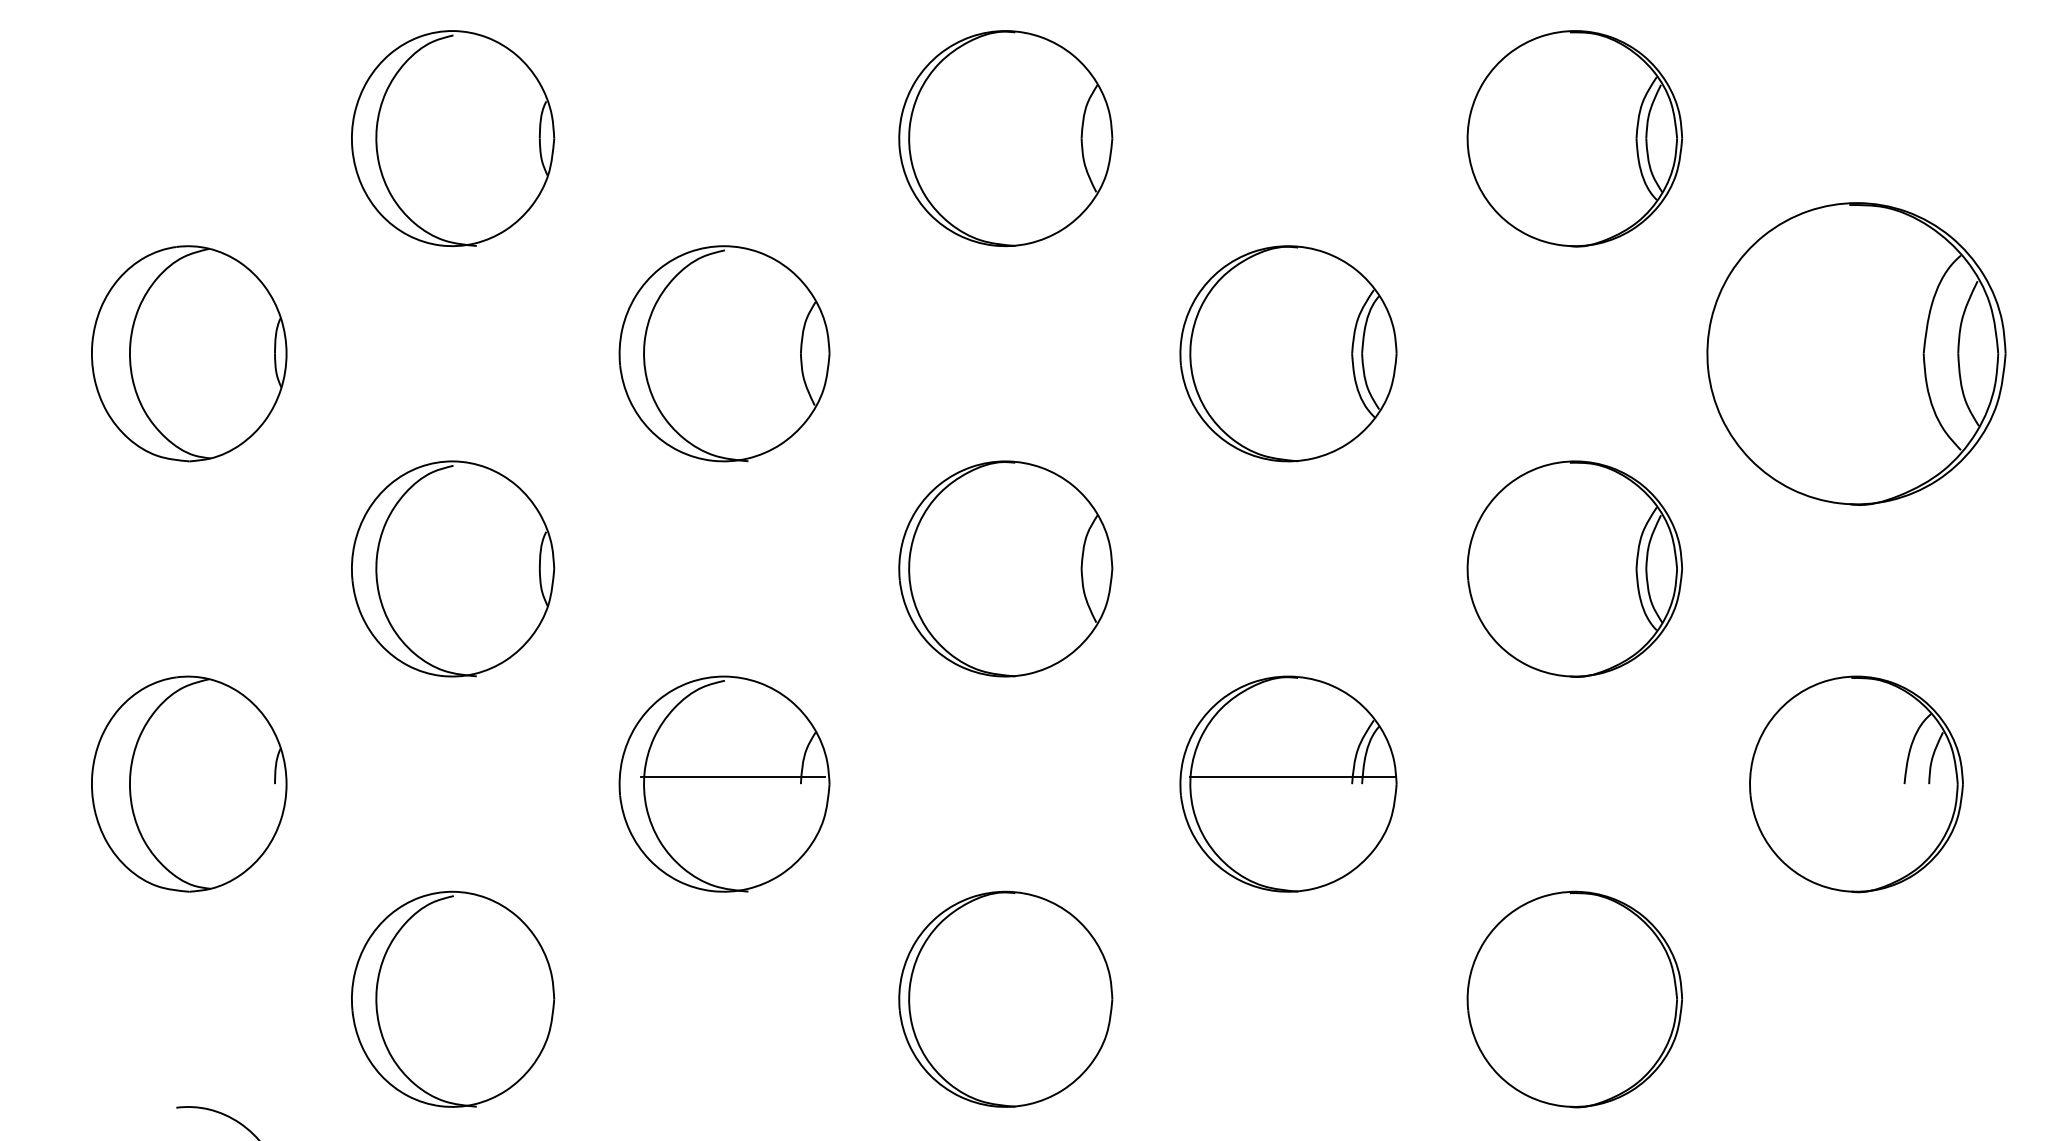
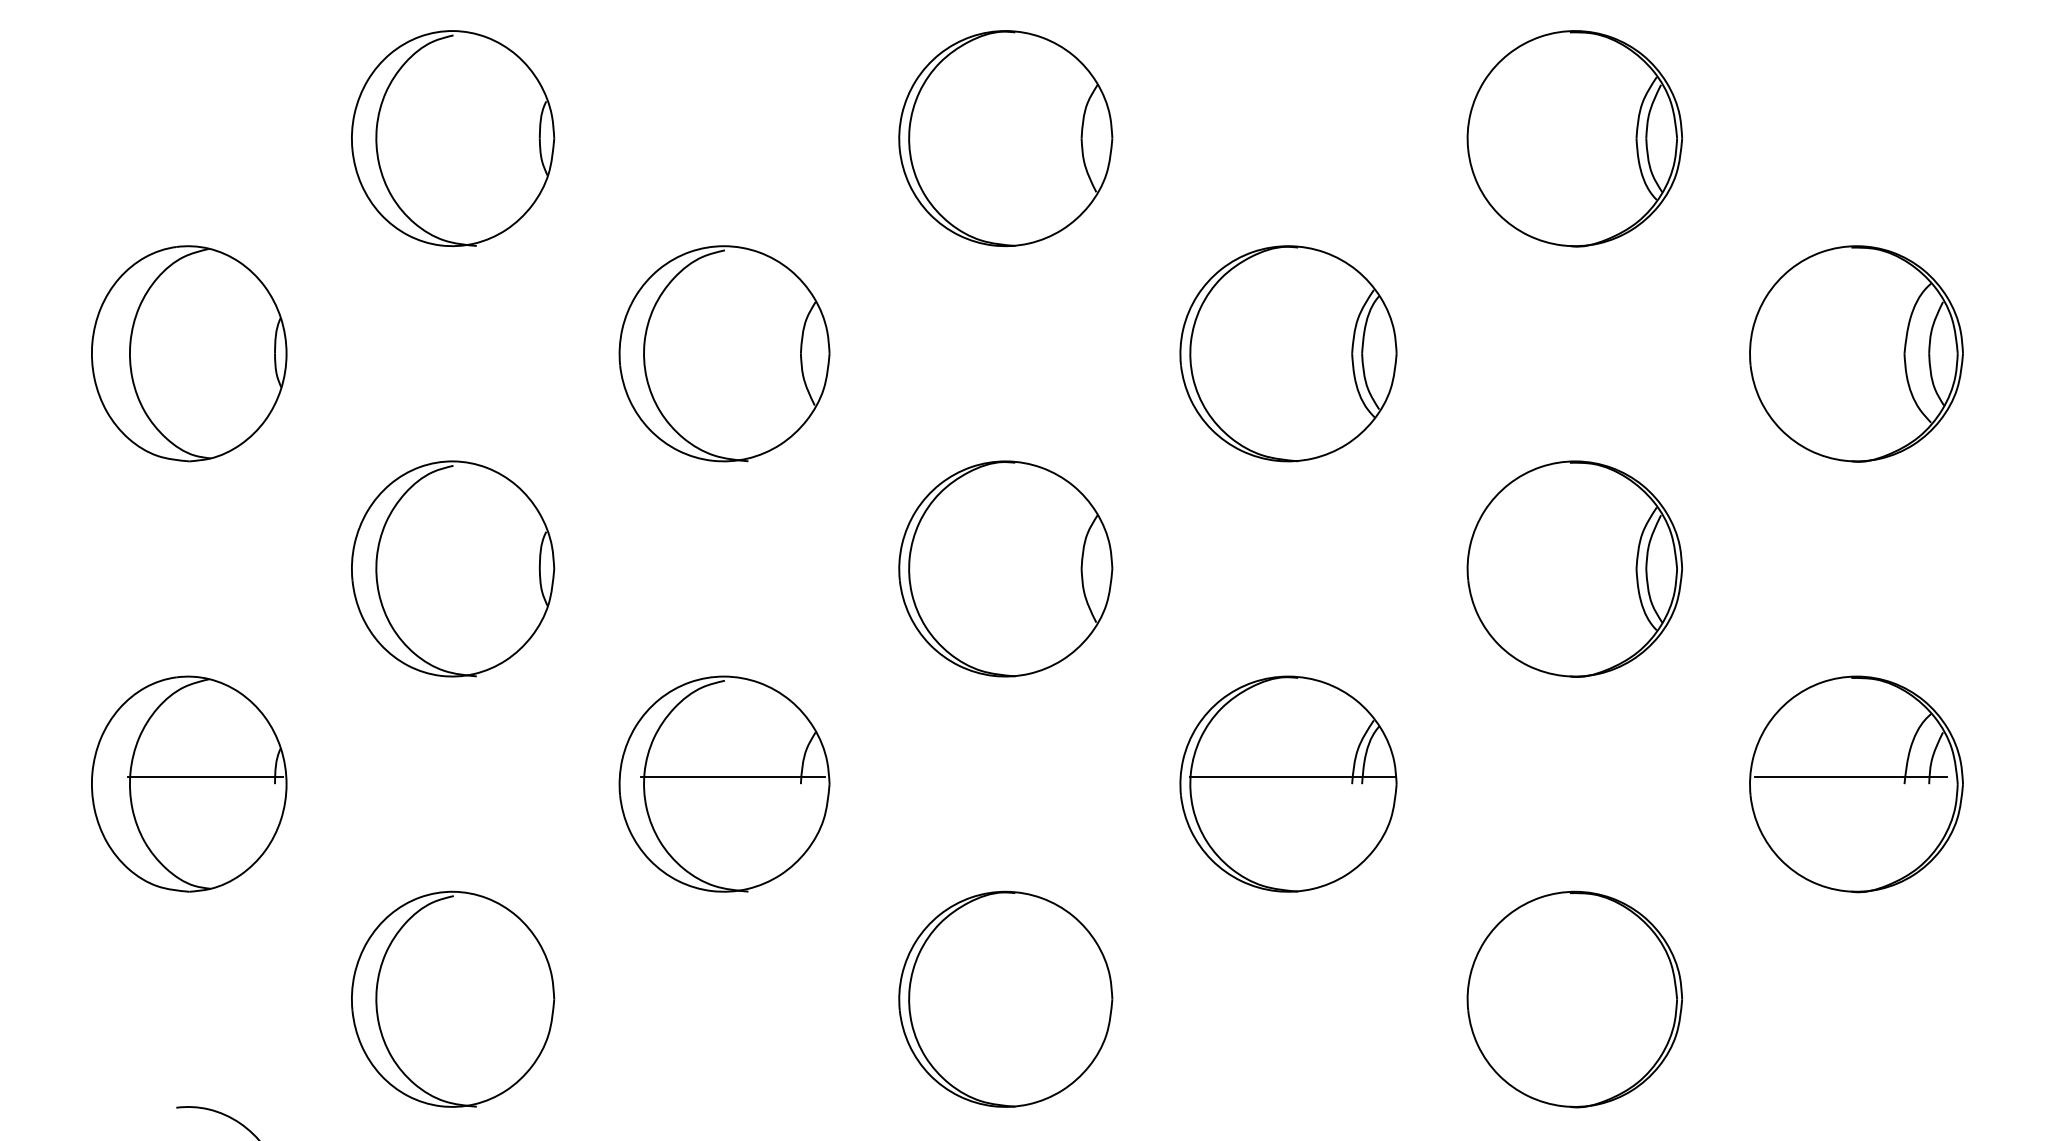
part size: 301x304 px -> 215x218 px (1856, 353)
line: none -> present (205, 777)
line: none -> present (1850, 777)
